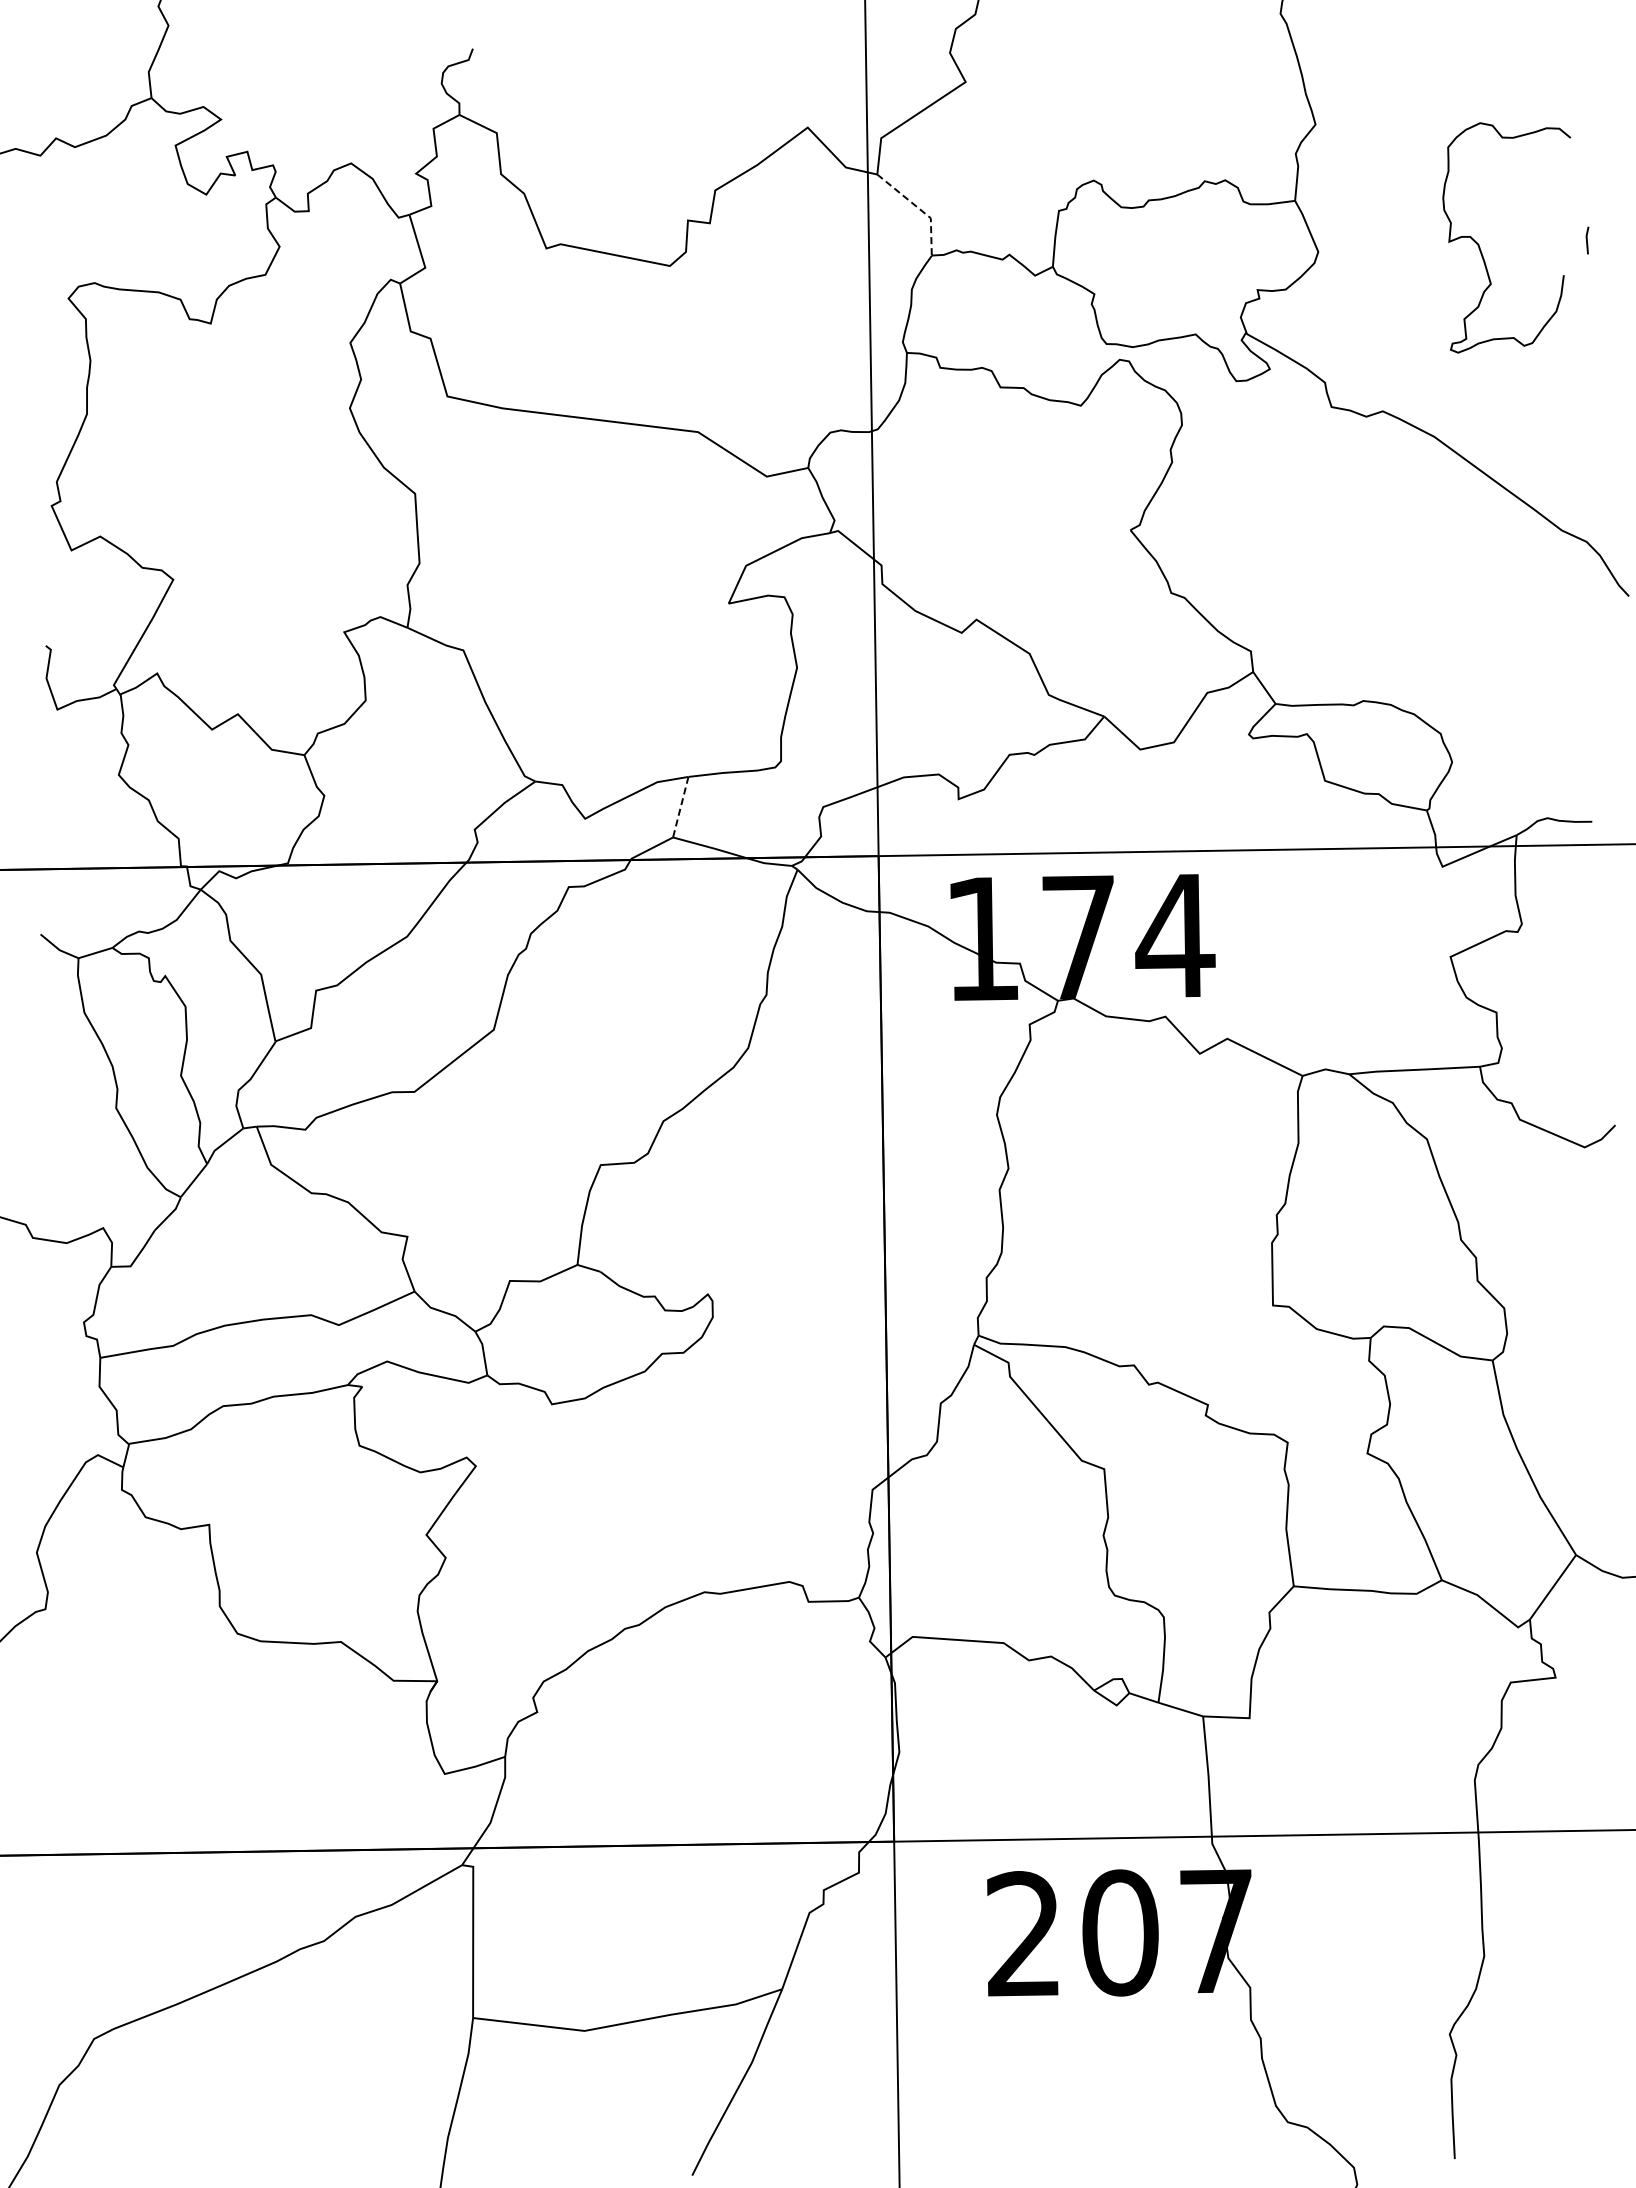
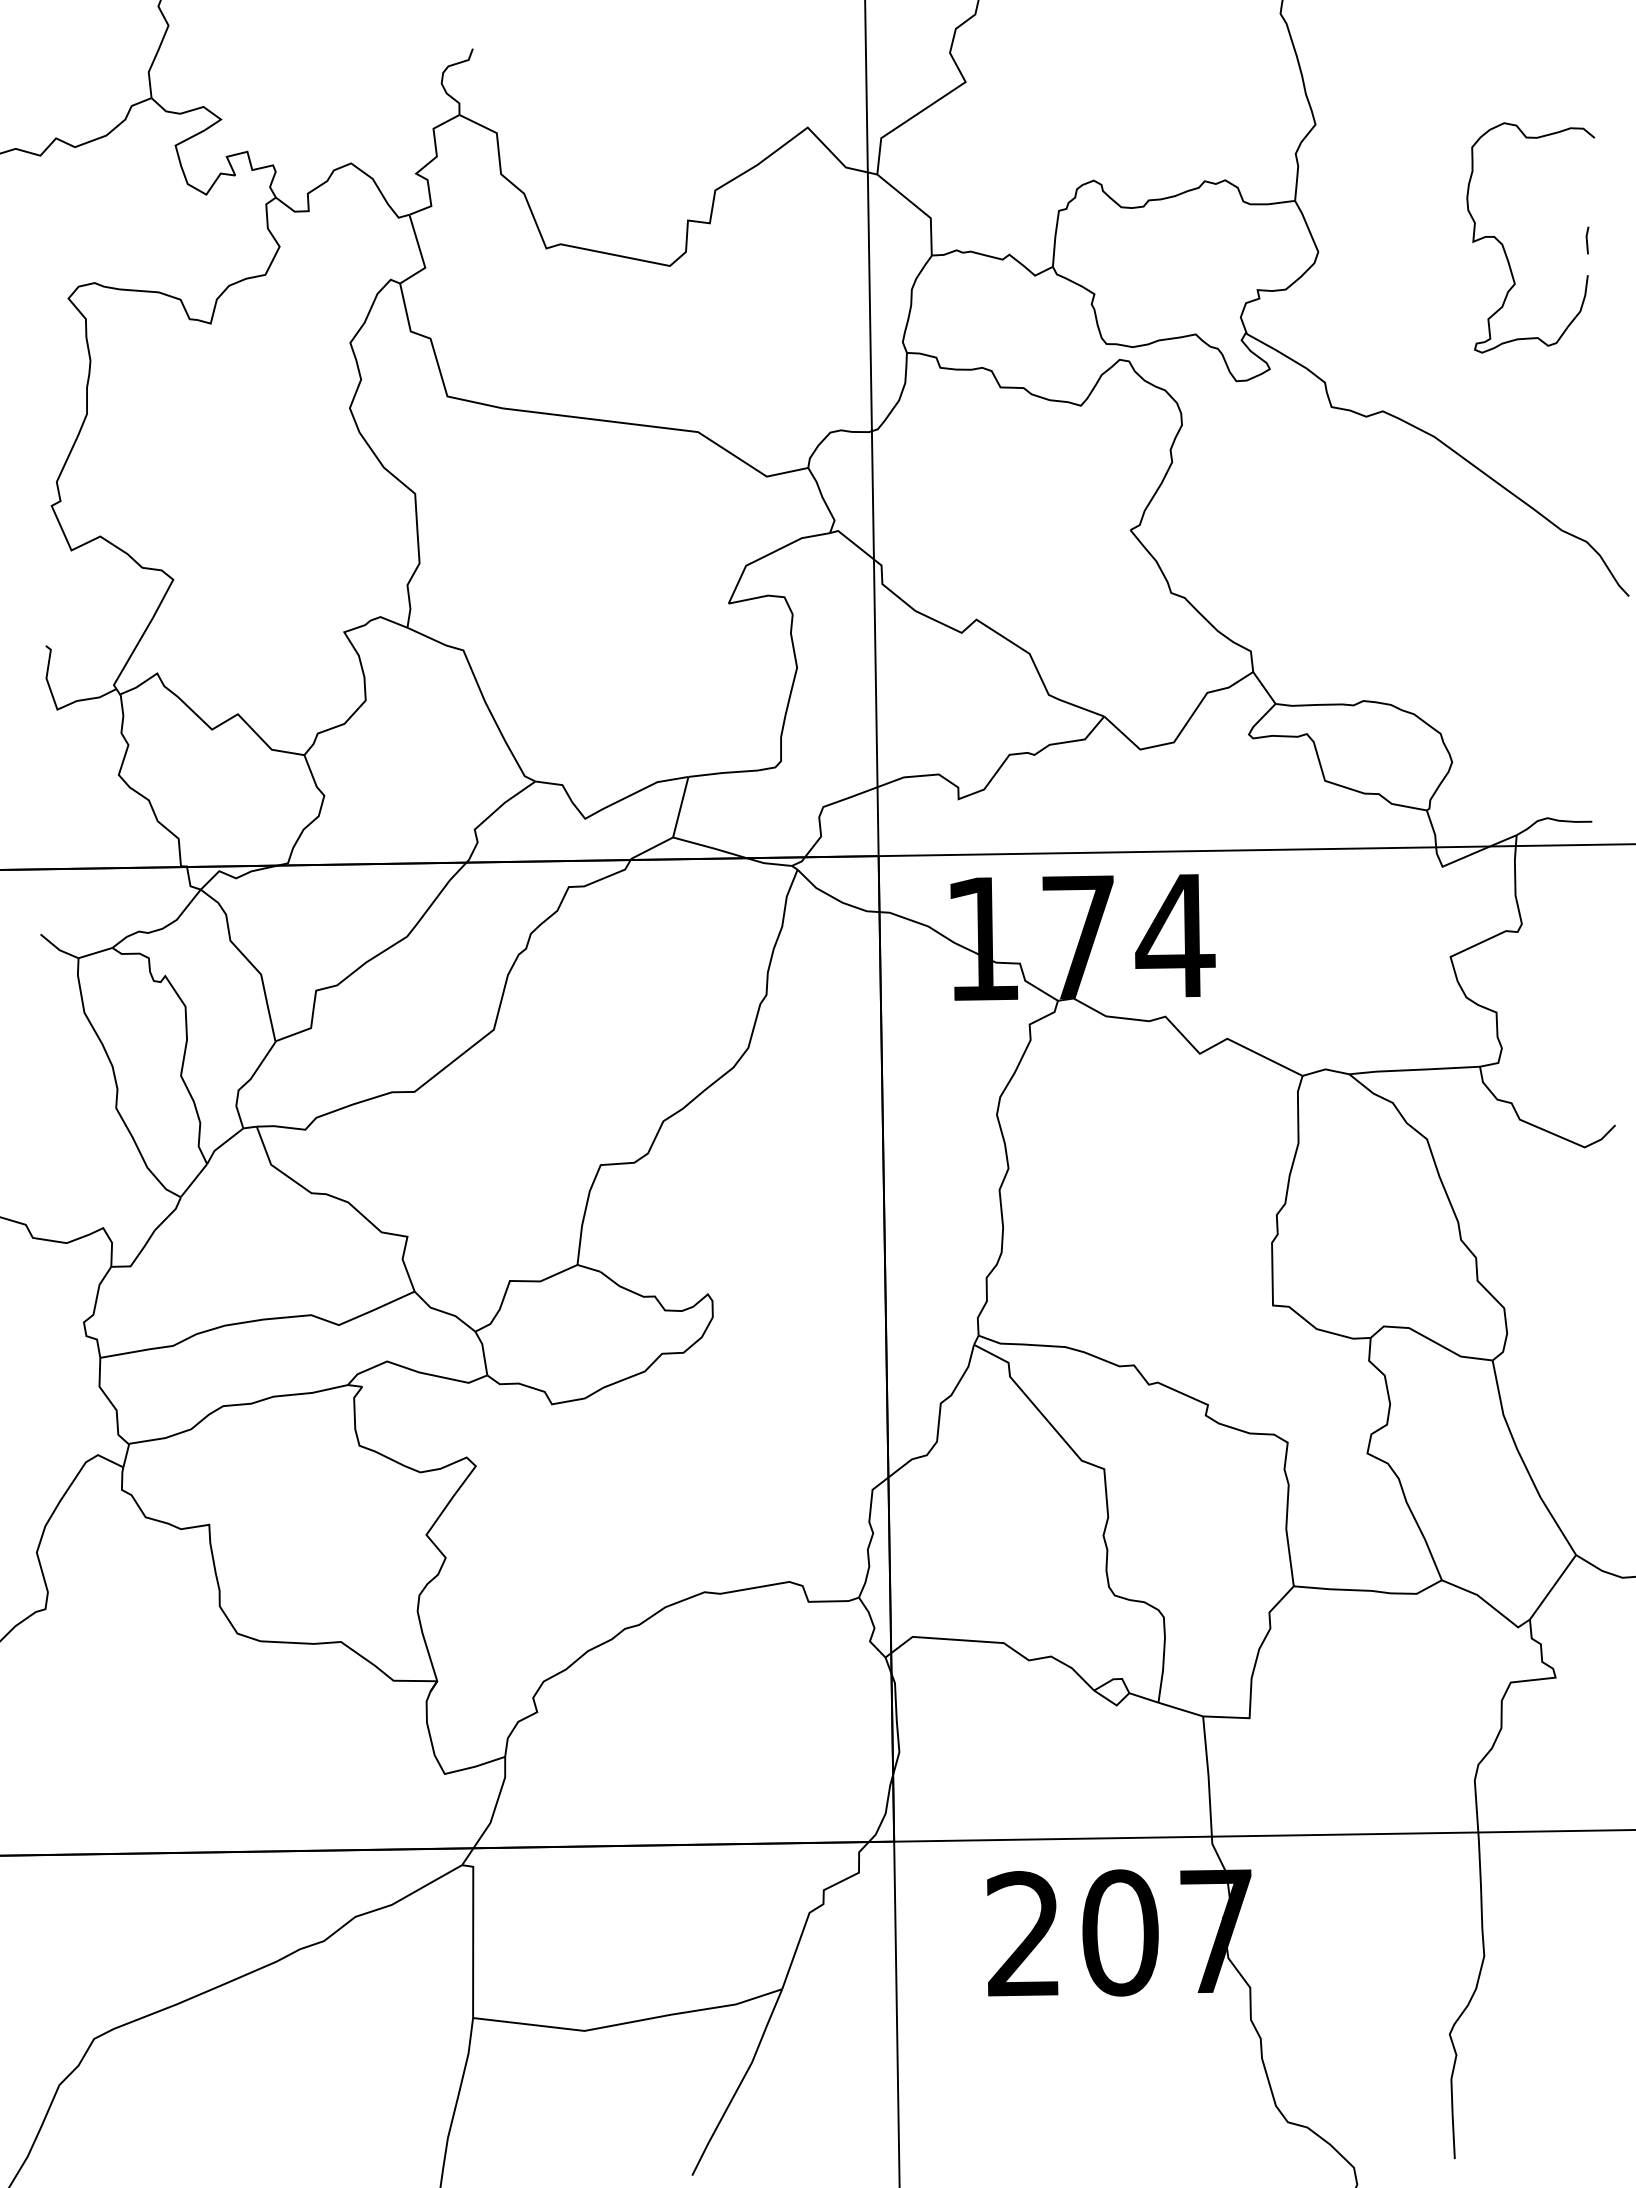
line: dashed -> solid (919, 208)
curve position: (1480, 247) -> (1504, 247) (1504, 247)
line: dashed -> solid (680, 807)
